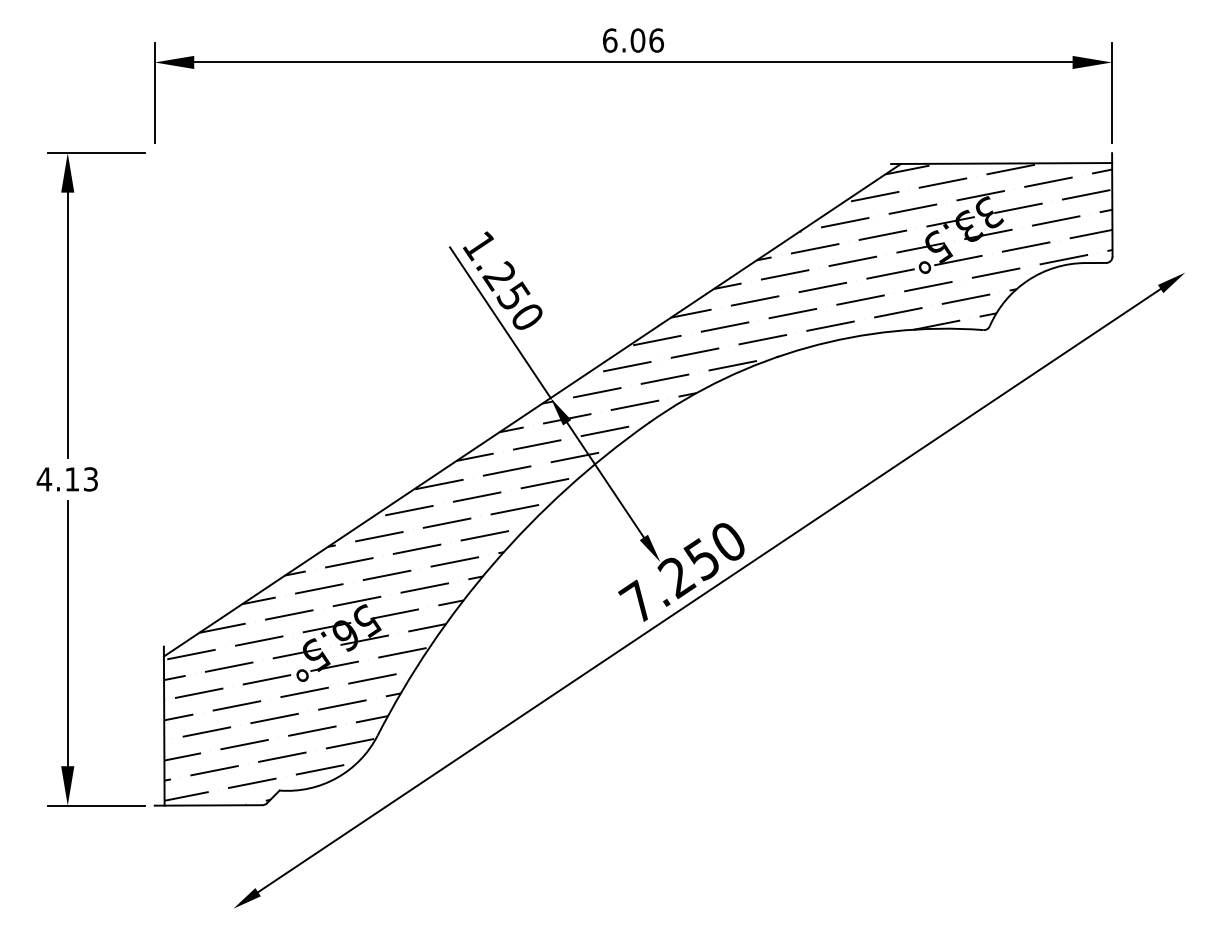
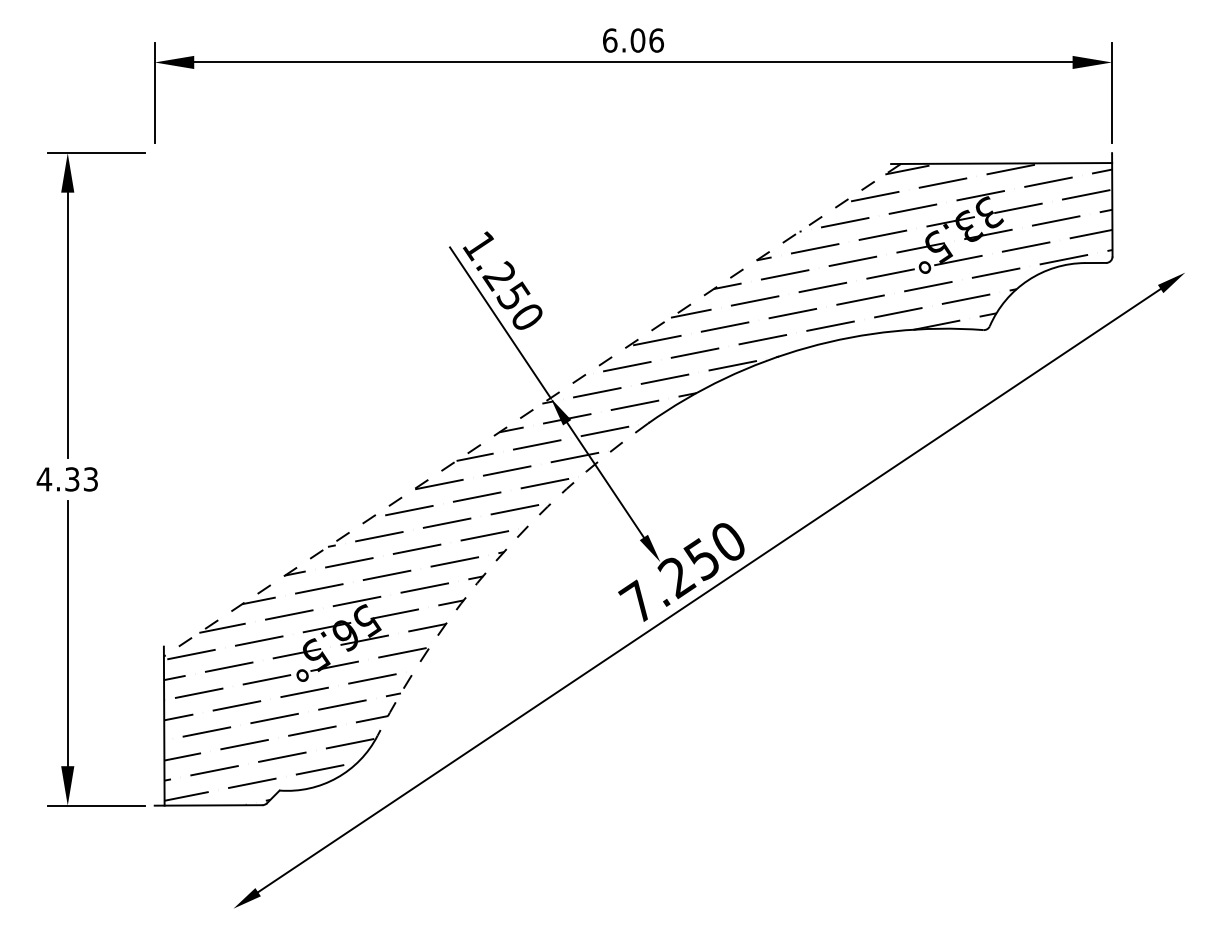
line: solid -> dashed (532, 410)
text: 4.13 -> 4.33 (72, 479)
arc: solid -> dashed (494, 563)
